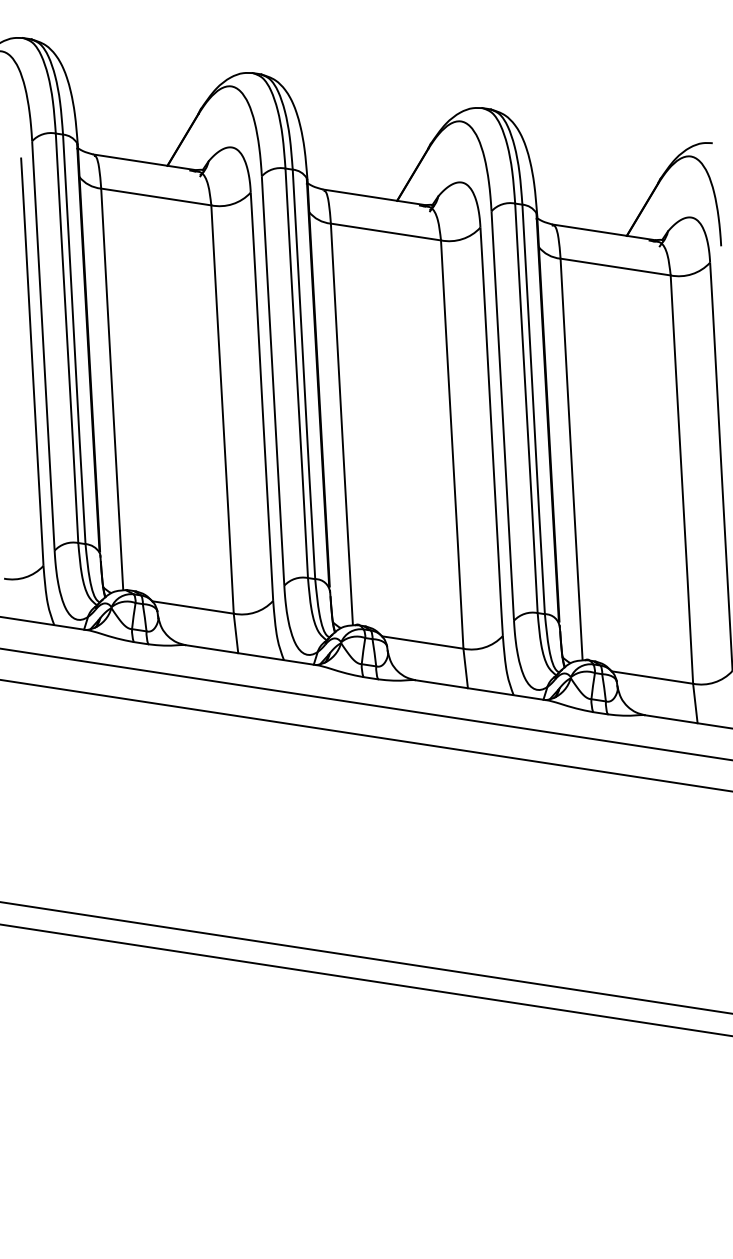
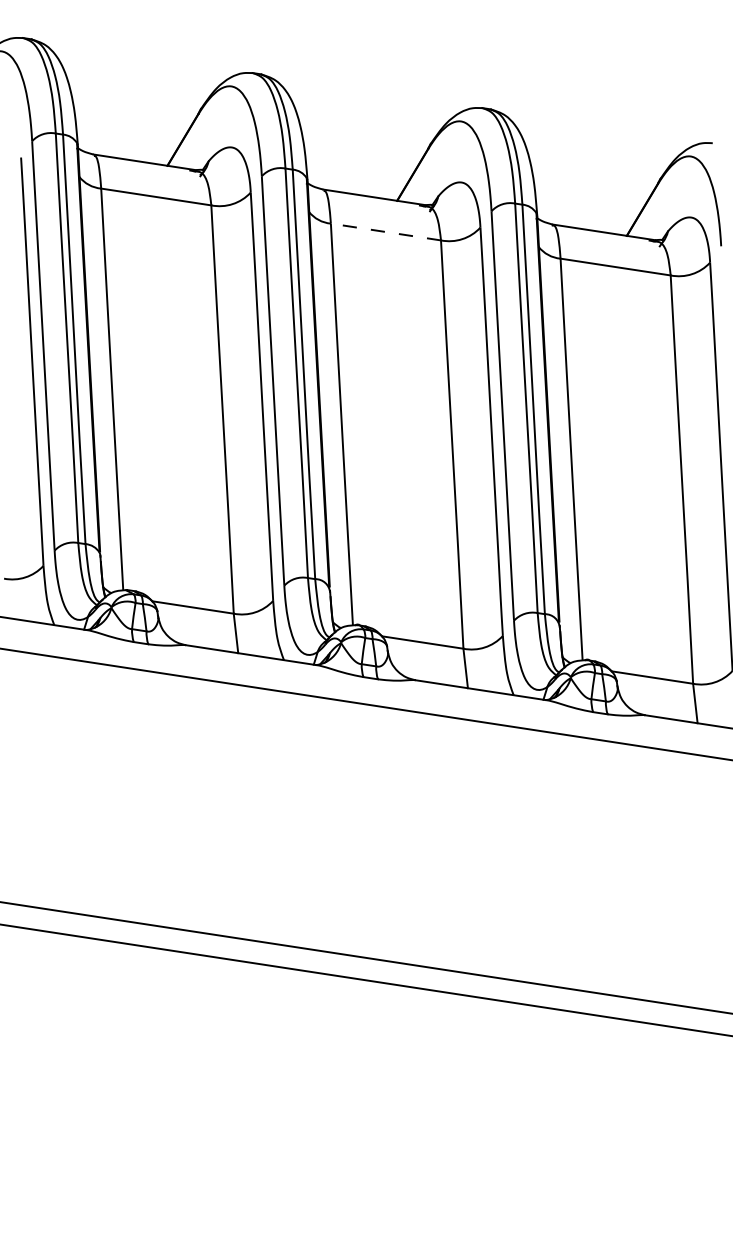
line: solid -> dashed (385, 232)
line: present -> none (365, 735)
